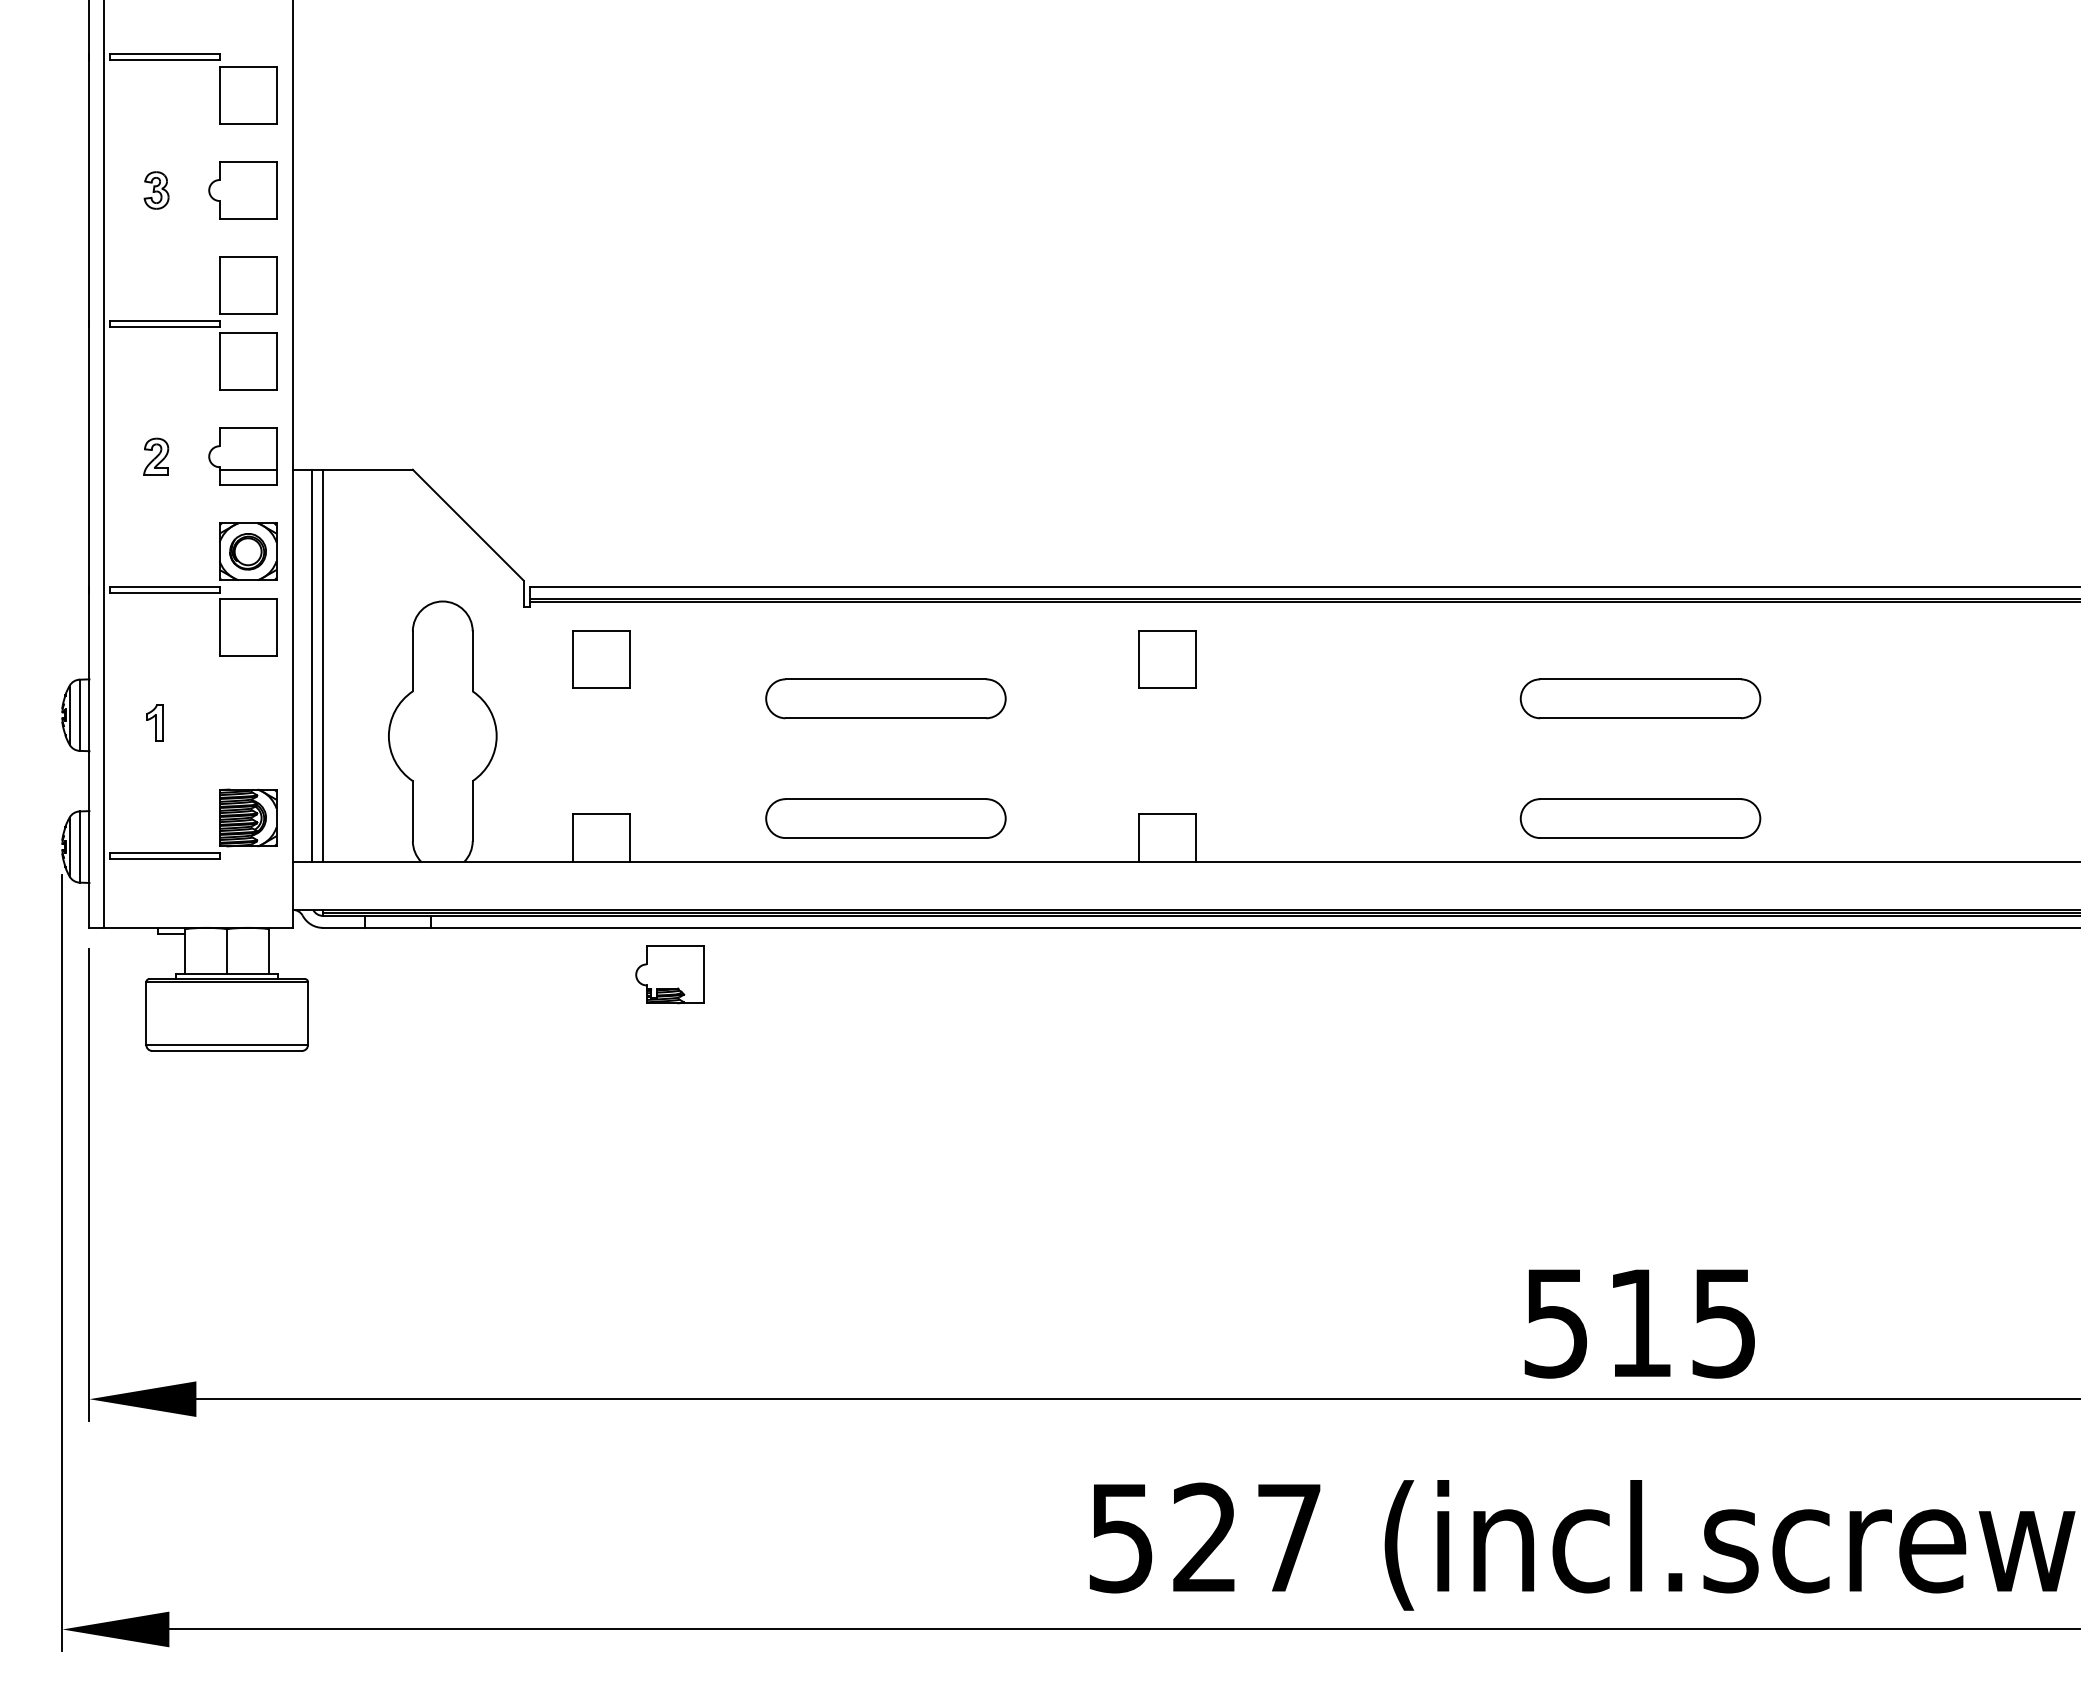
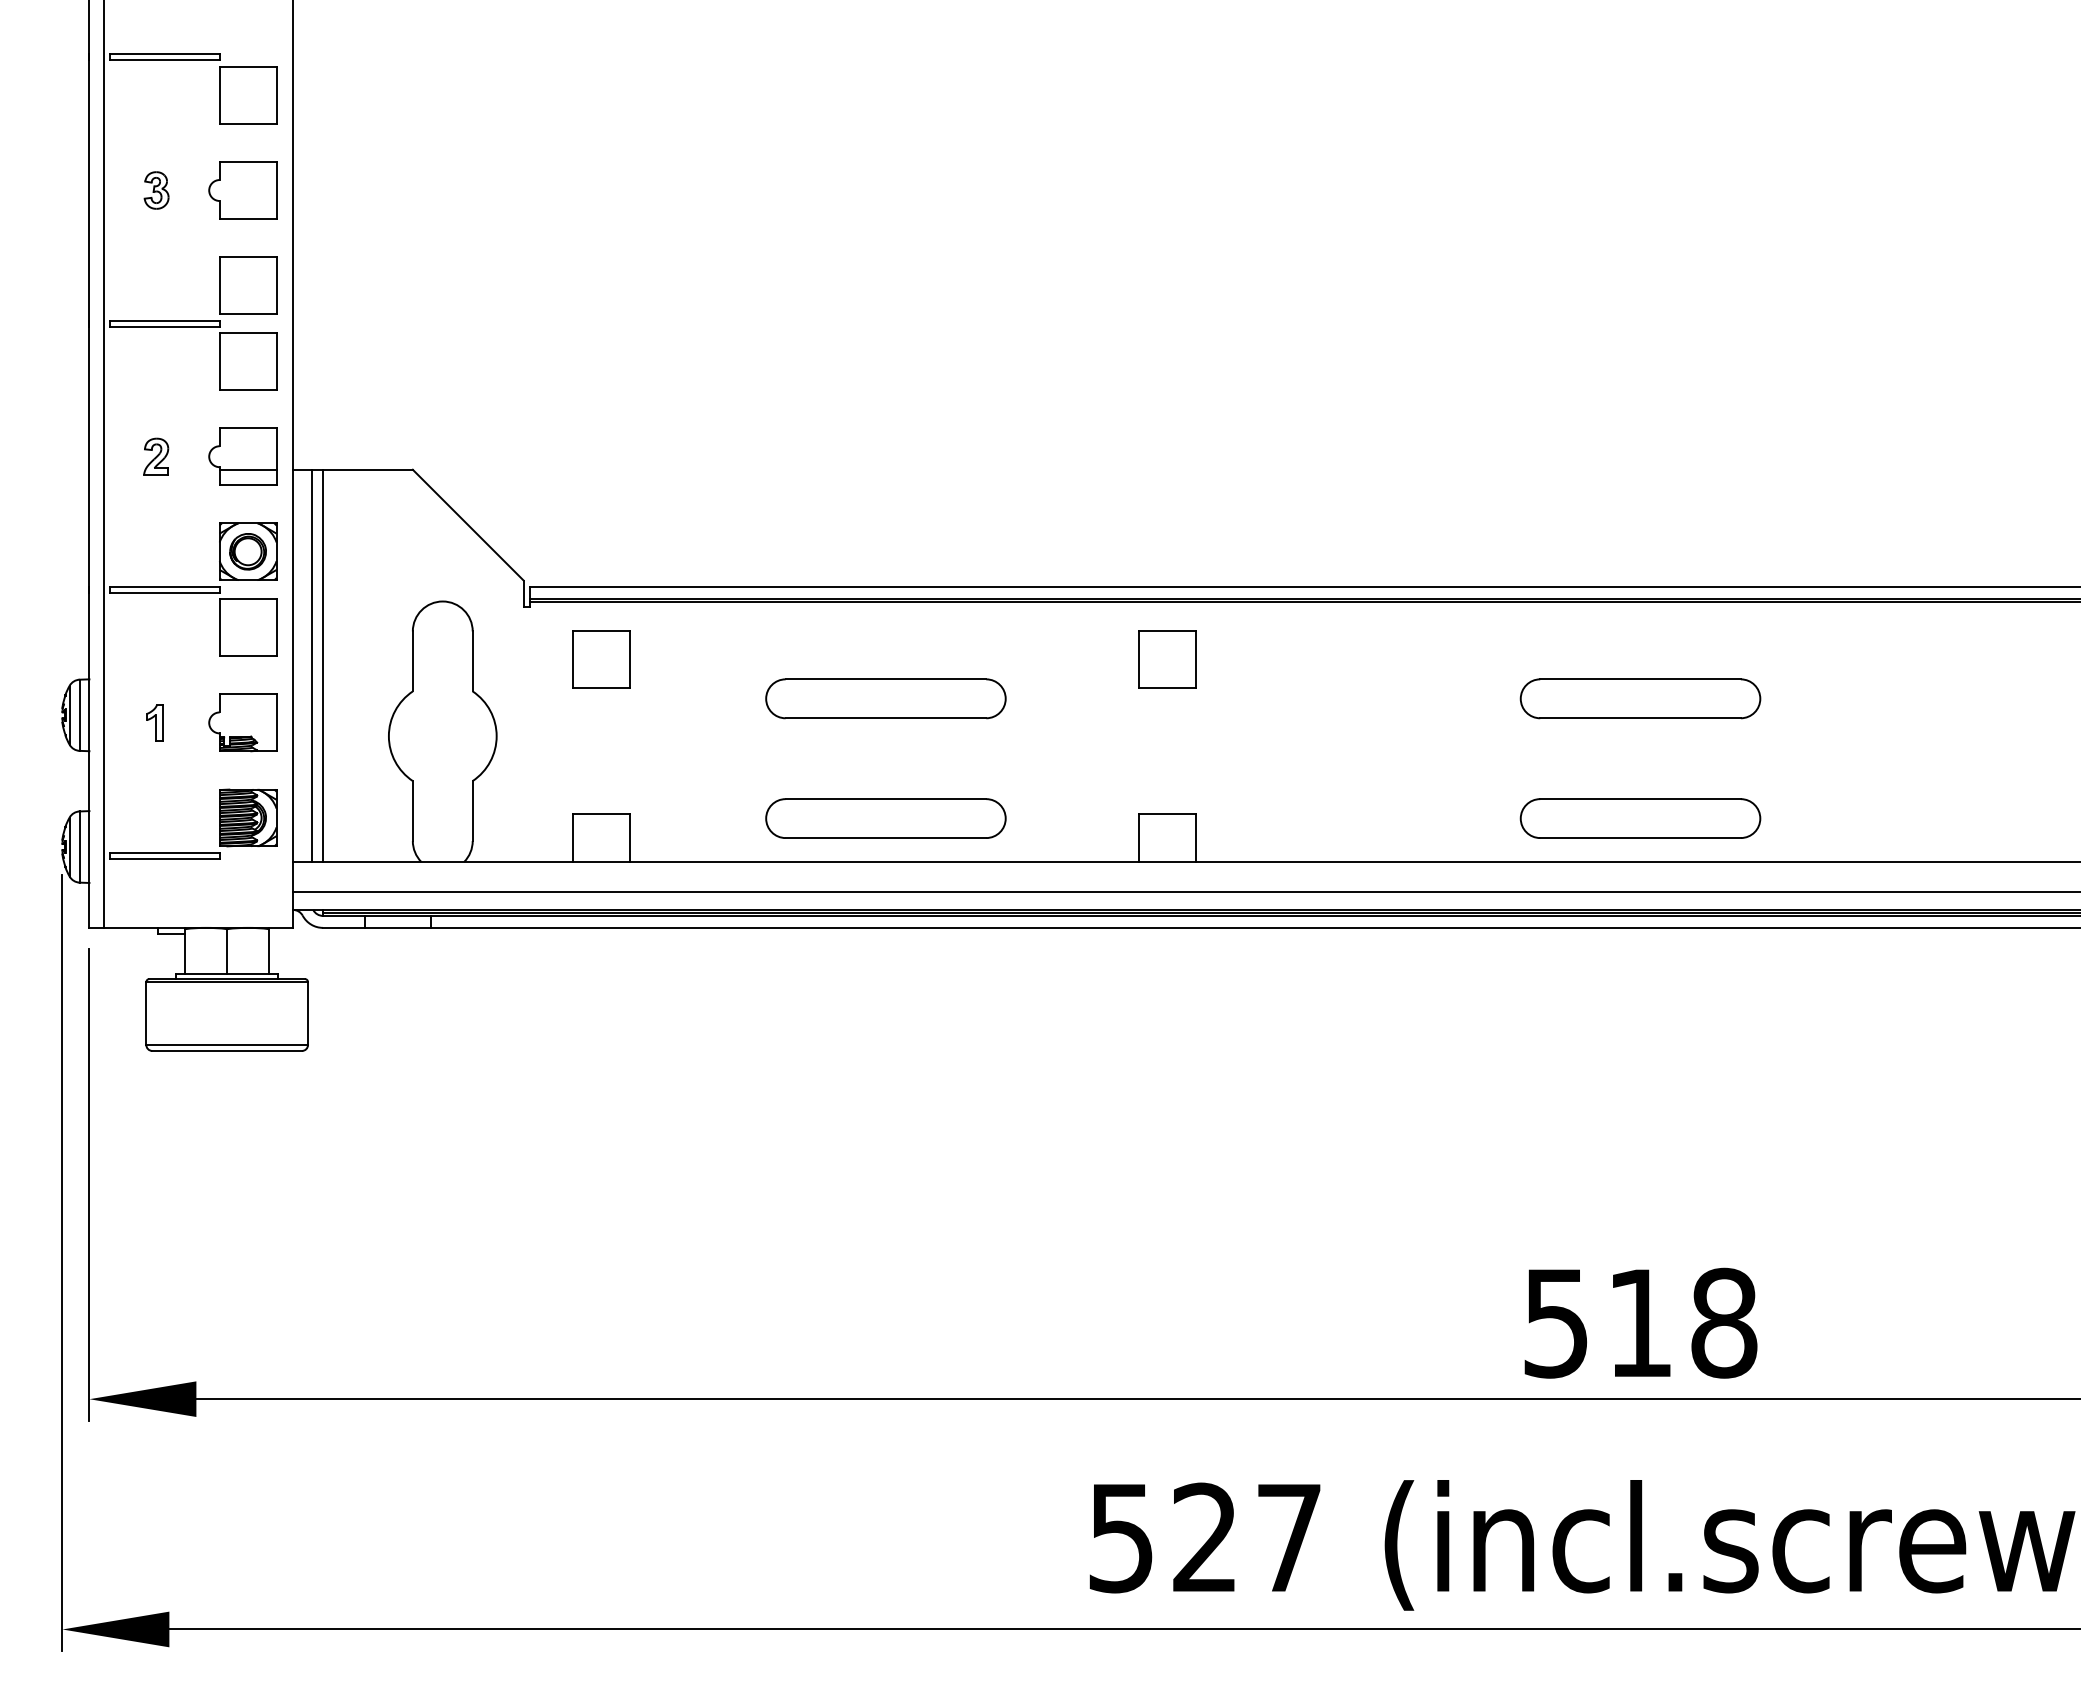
line: none -> present (1185, 891)
part position: (669, 974) -> (242, 722) (242, 722)
text: 515 -> 518 (1724, 1322)
